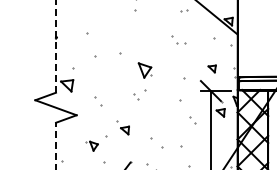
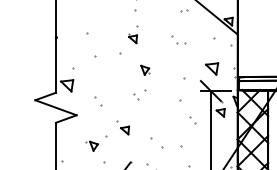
part: none -> present (133, 34)
line: dashed -> solid (56, 46)
part size: 10x10 px -> 15x14 px (212, 68)
part size: 16x17 px -> 11x12 px (145, 69)
line: dashed -> solid (56, 145)
